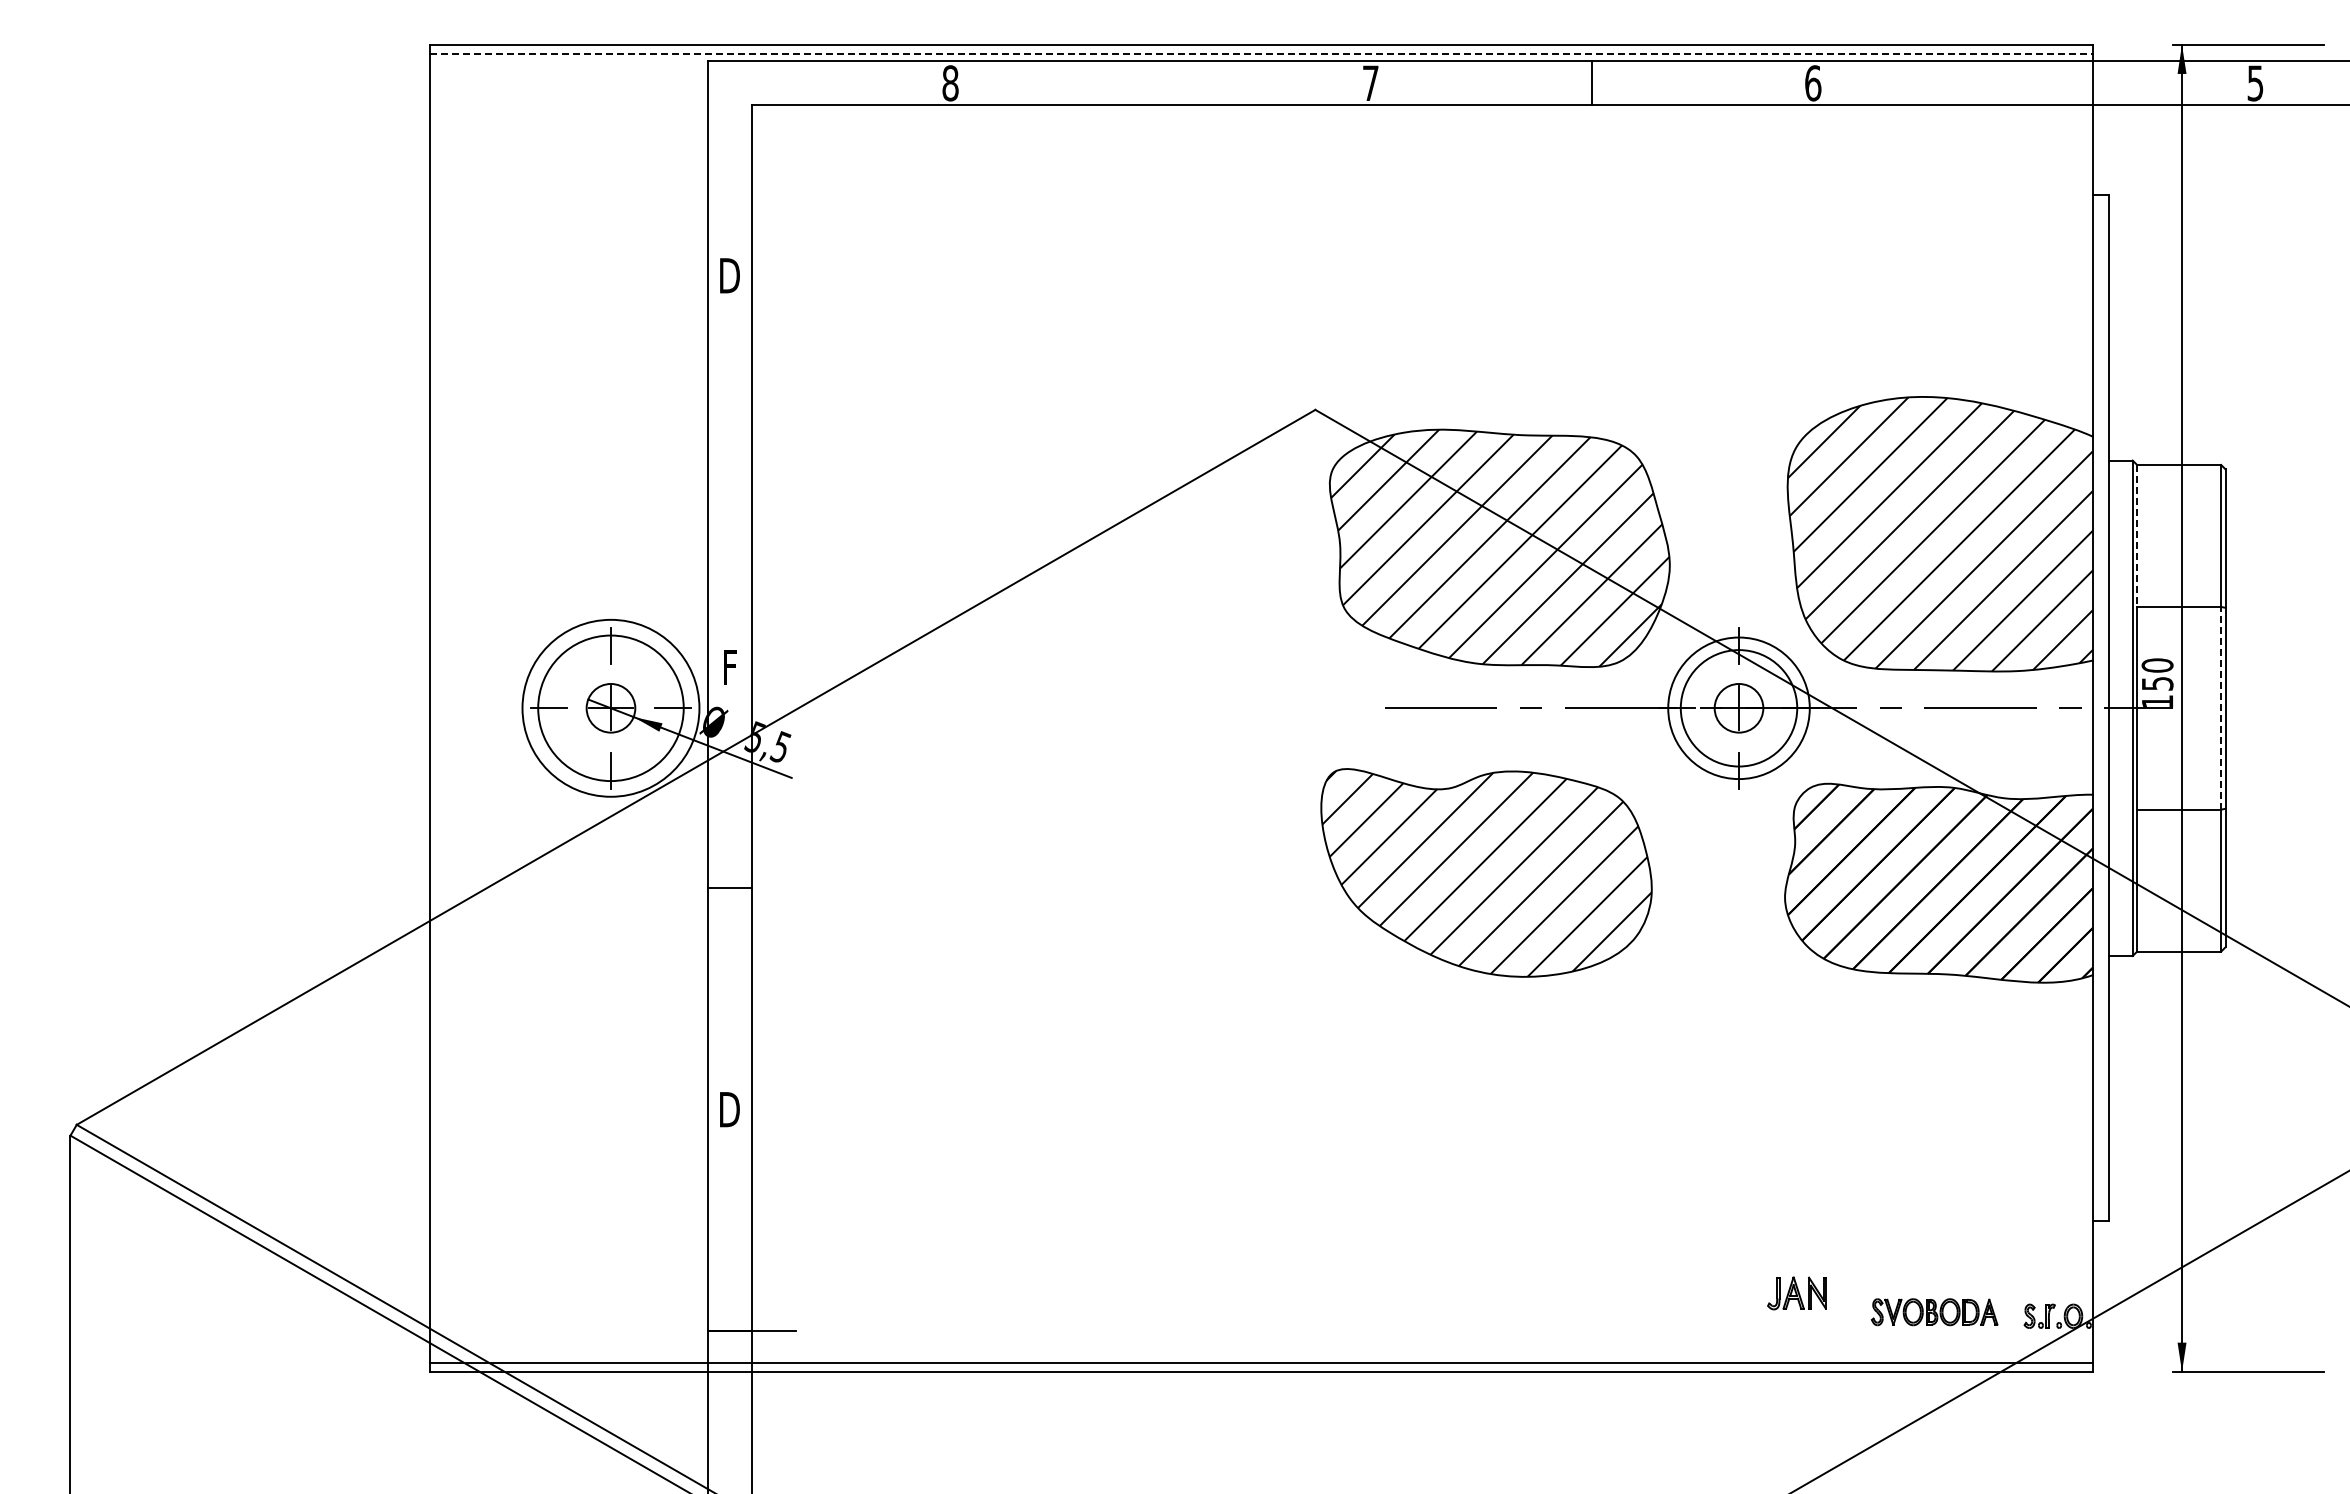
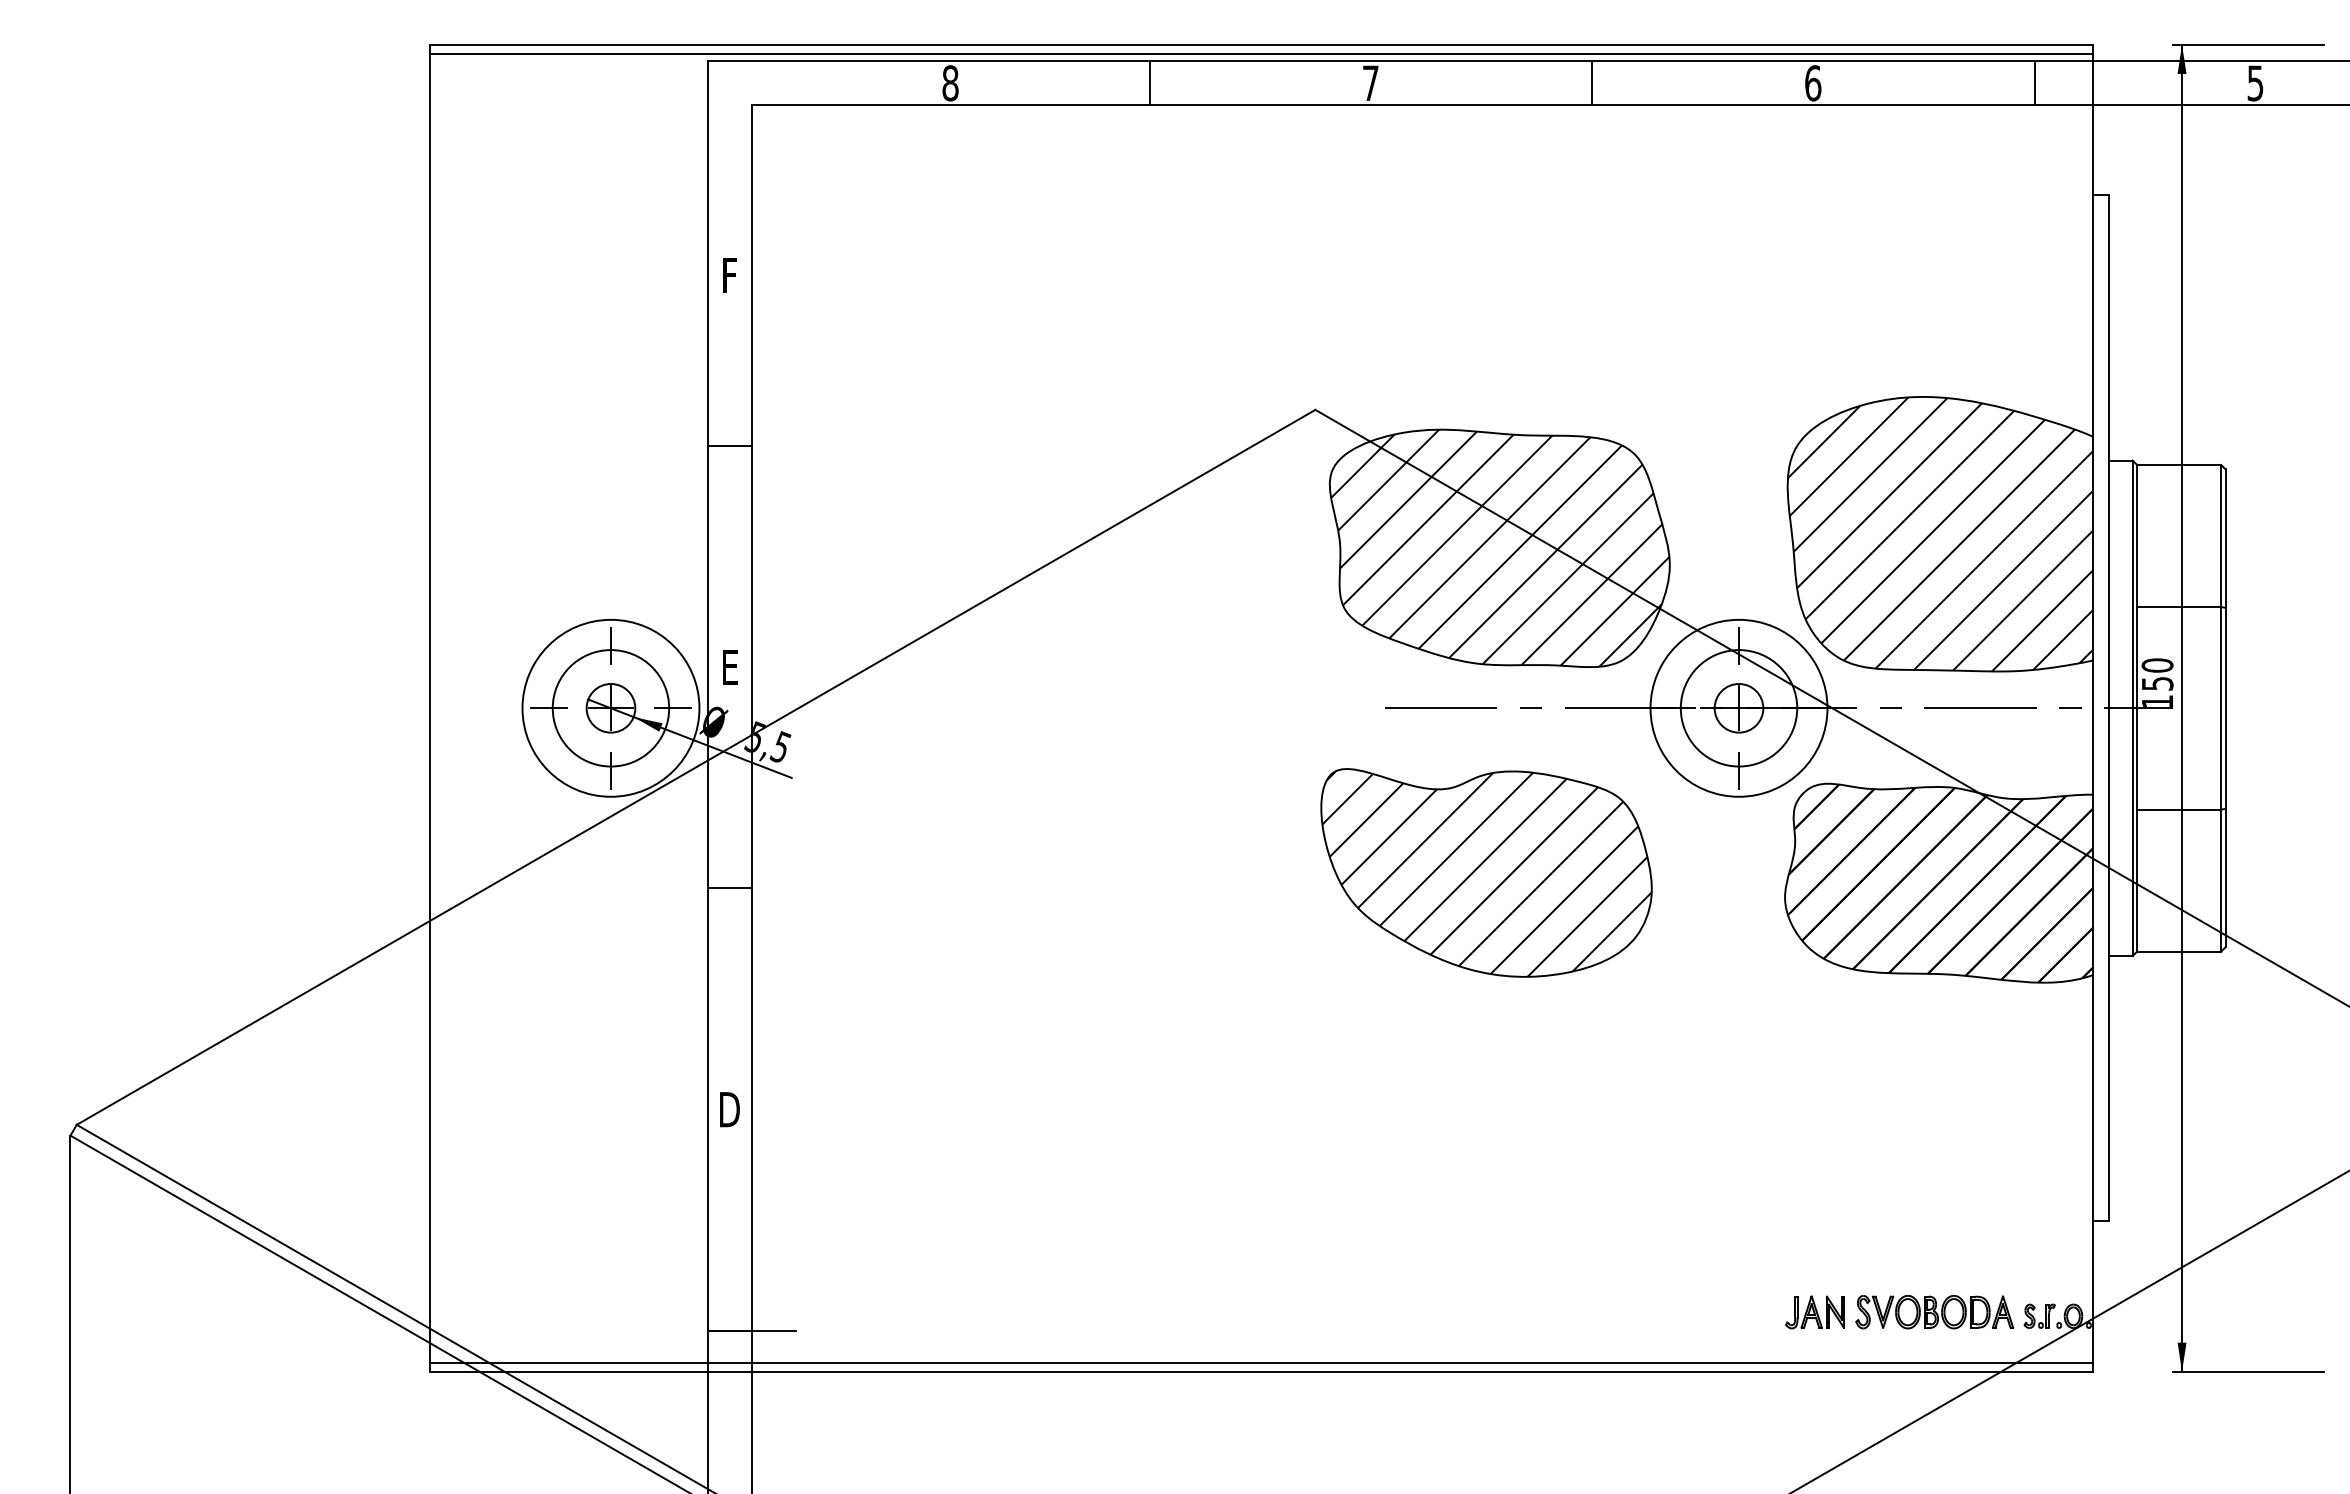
line: dashed -> solid (1261, 53)
line: none -> present (1150, 83)
line: none -> present (2034, 83)
text: D -> F (729, 275)
line: none -> present (729, 445)
line: dashed -> solid (2137, 535)
text: F -> E (730, 667)
line: dashed -> solid (2221, 707)
circle diameter: 146 px -> 116 px (610, 708)
circle diameter: 142 px -> 177 px (1738, 707)
part position: (1796, 1293) -> (1814, 1312) (1814, 1312)
part size: 129x29 px -> 159x35 px (1934, 1312)
